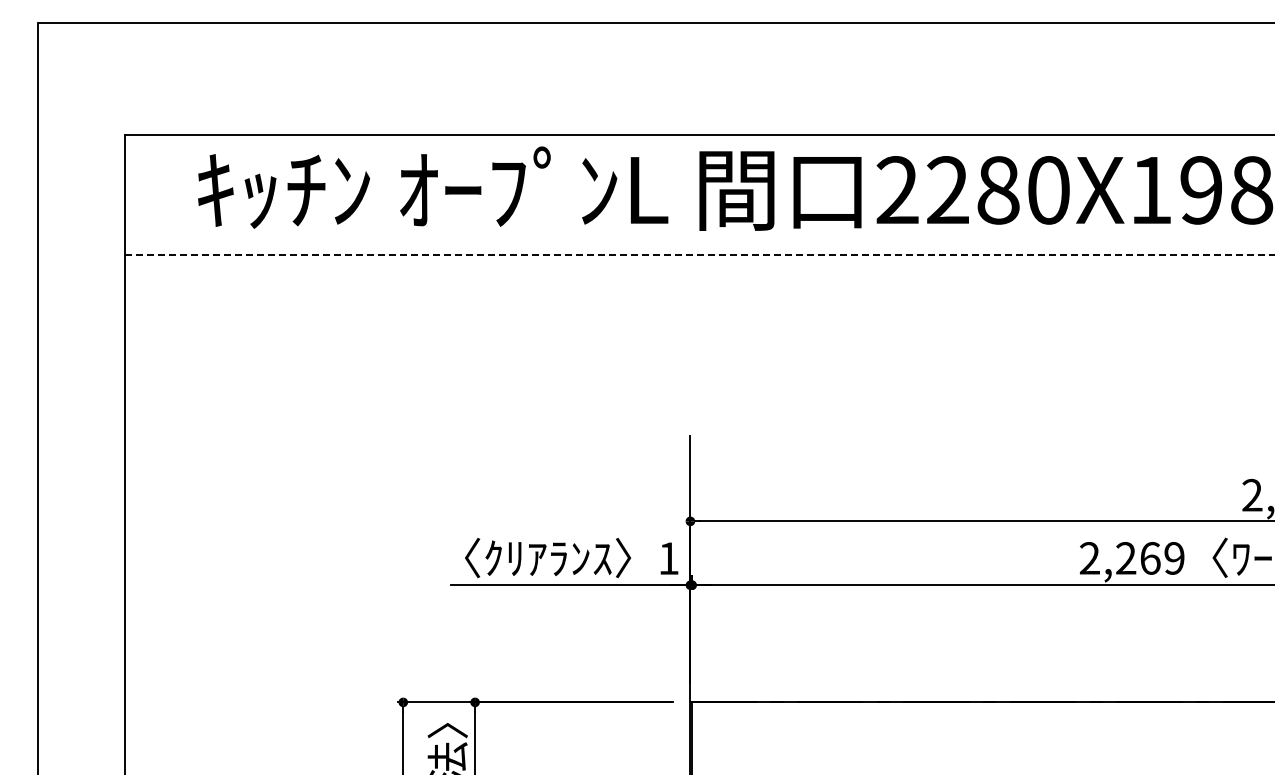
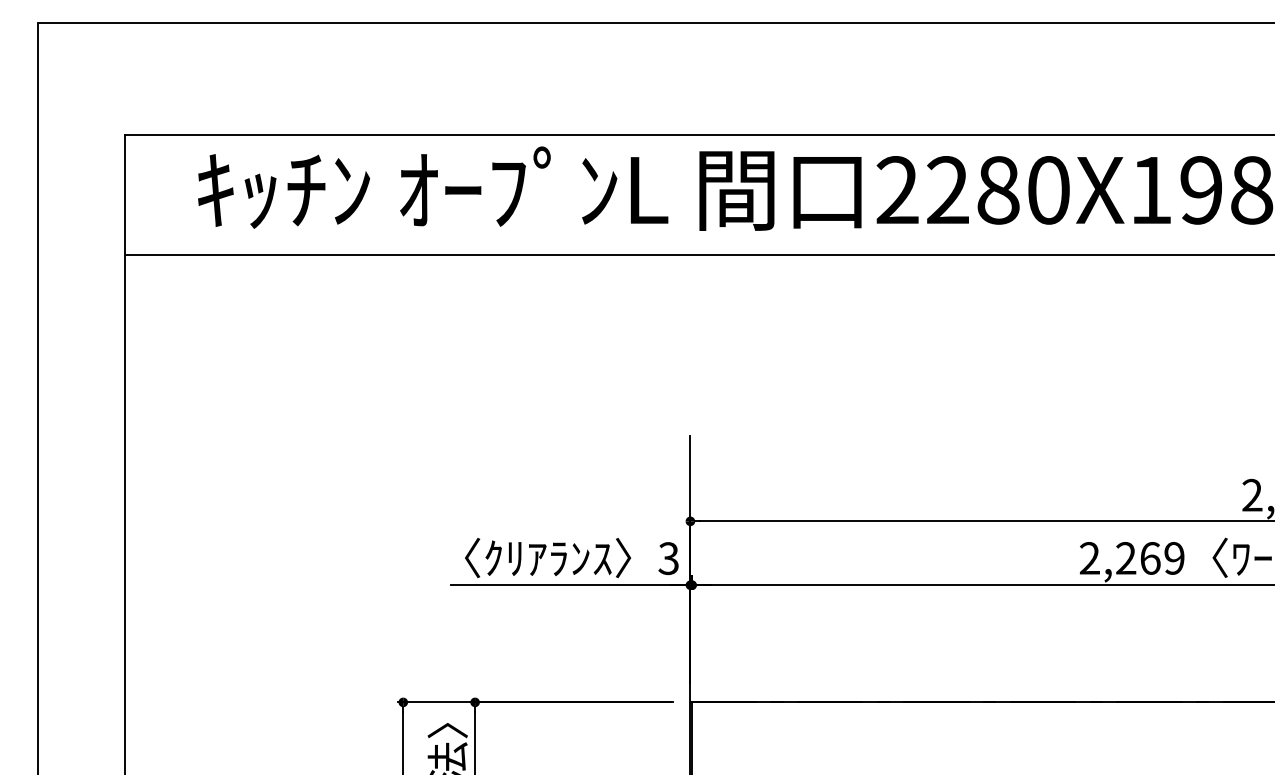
line: dashed -> solid (700, 255)
text: 1 -> 3 (668, 558)
